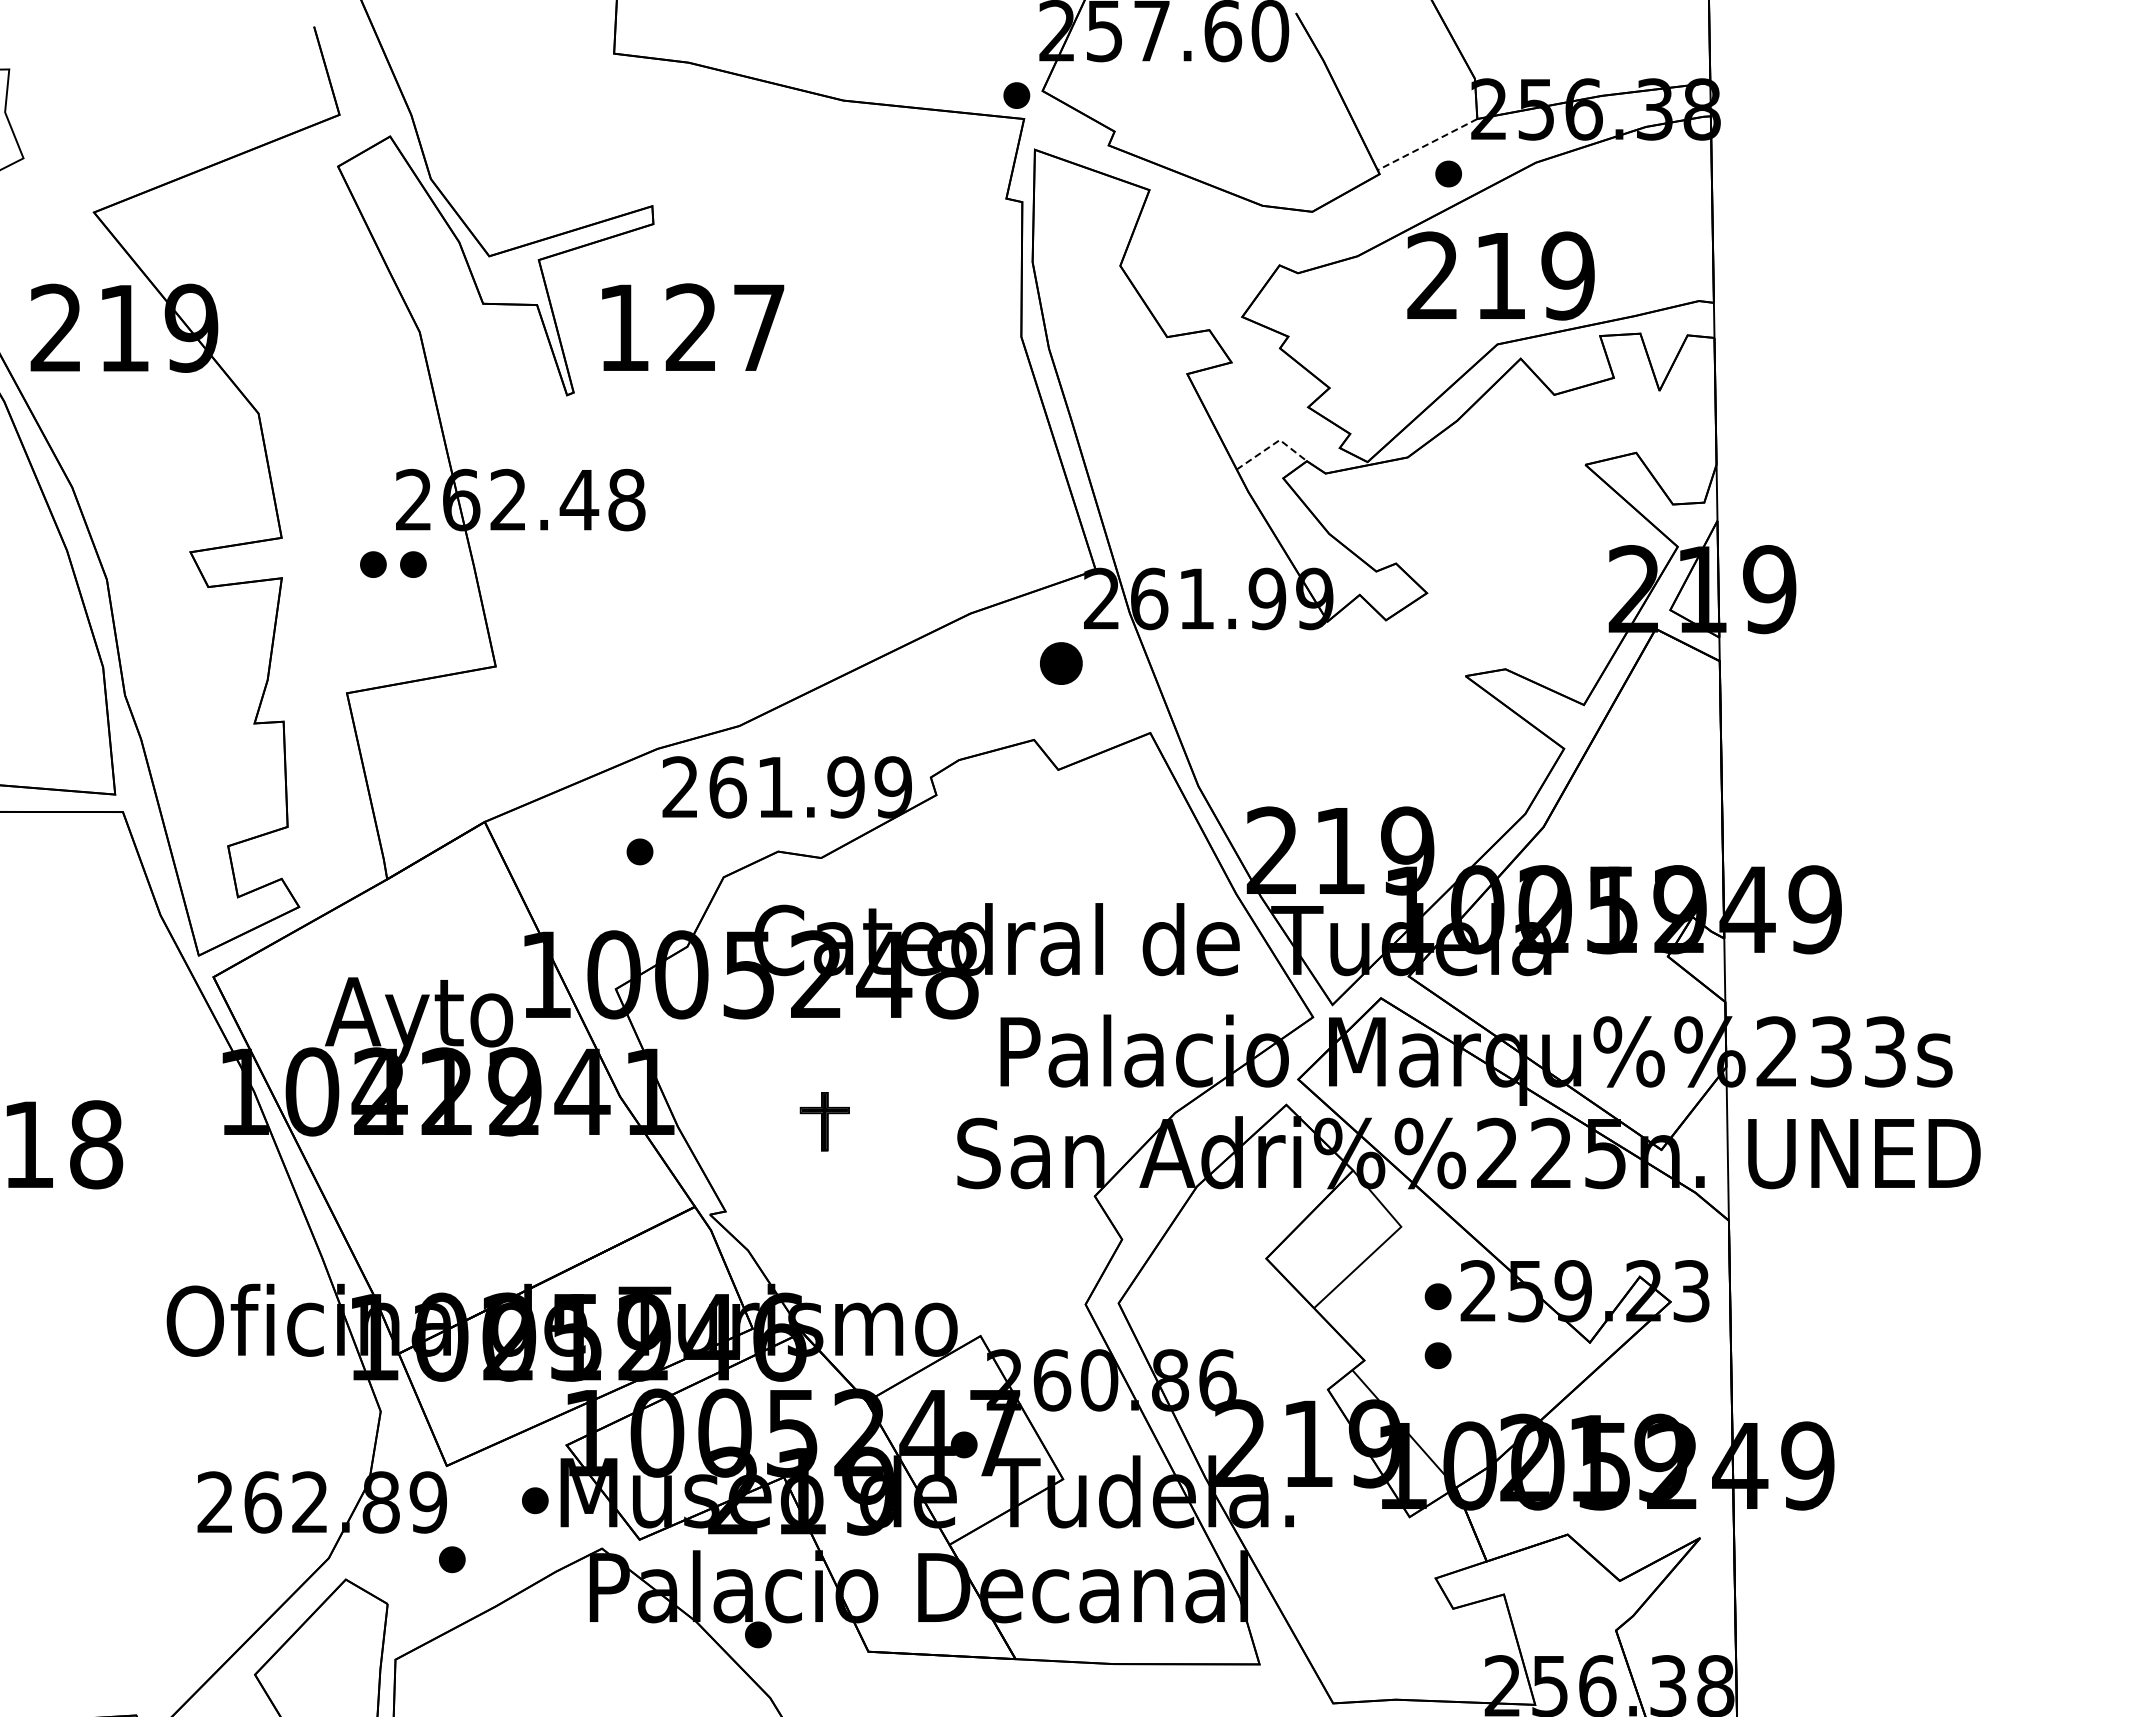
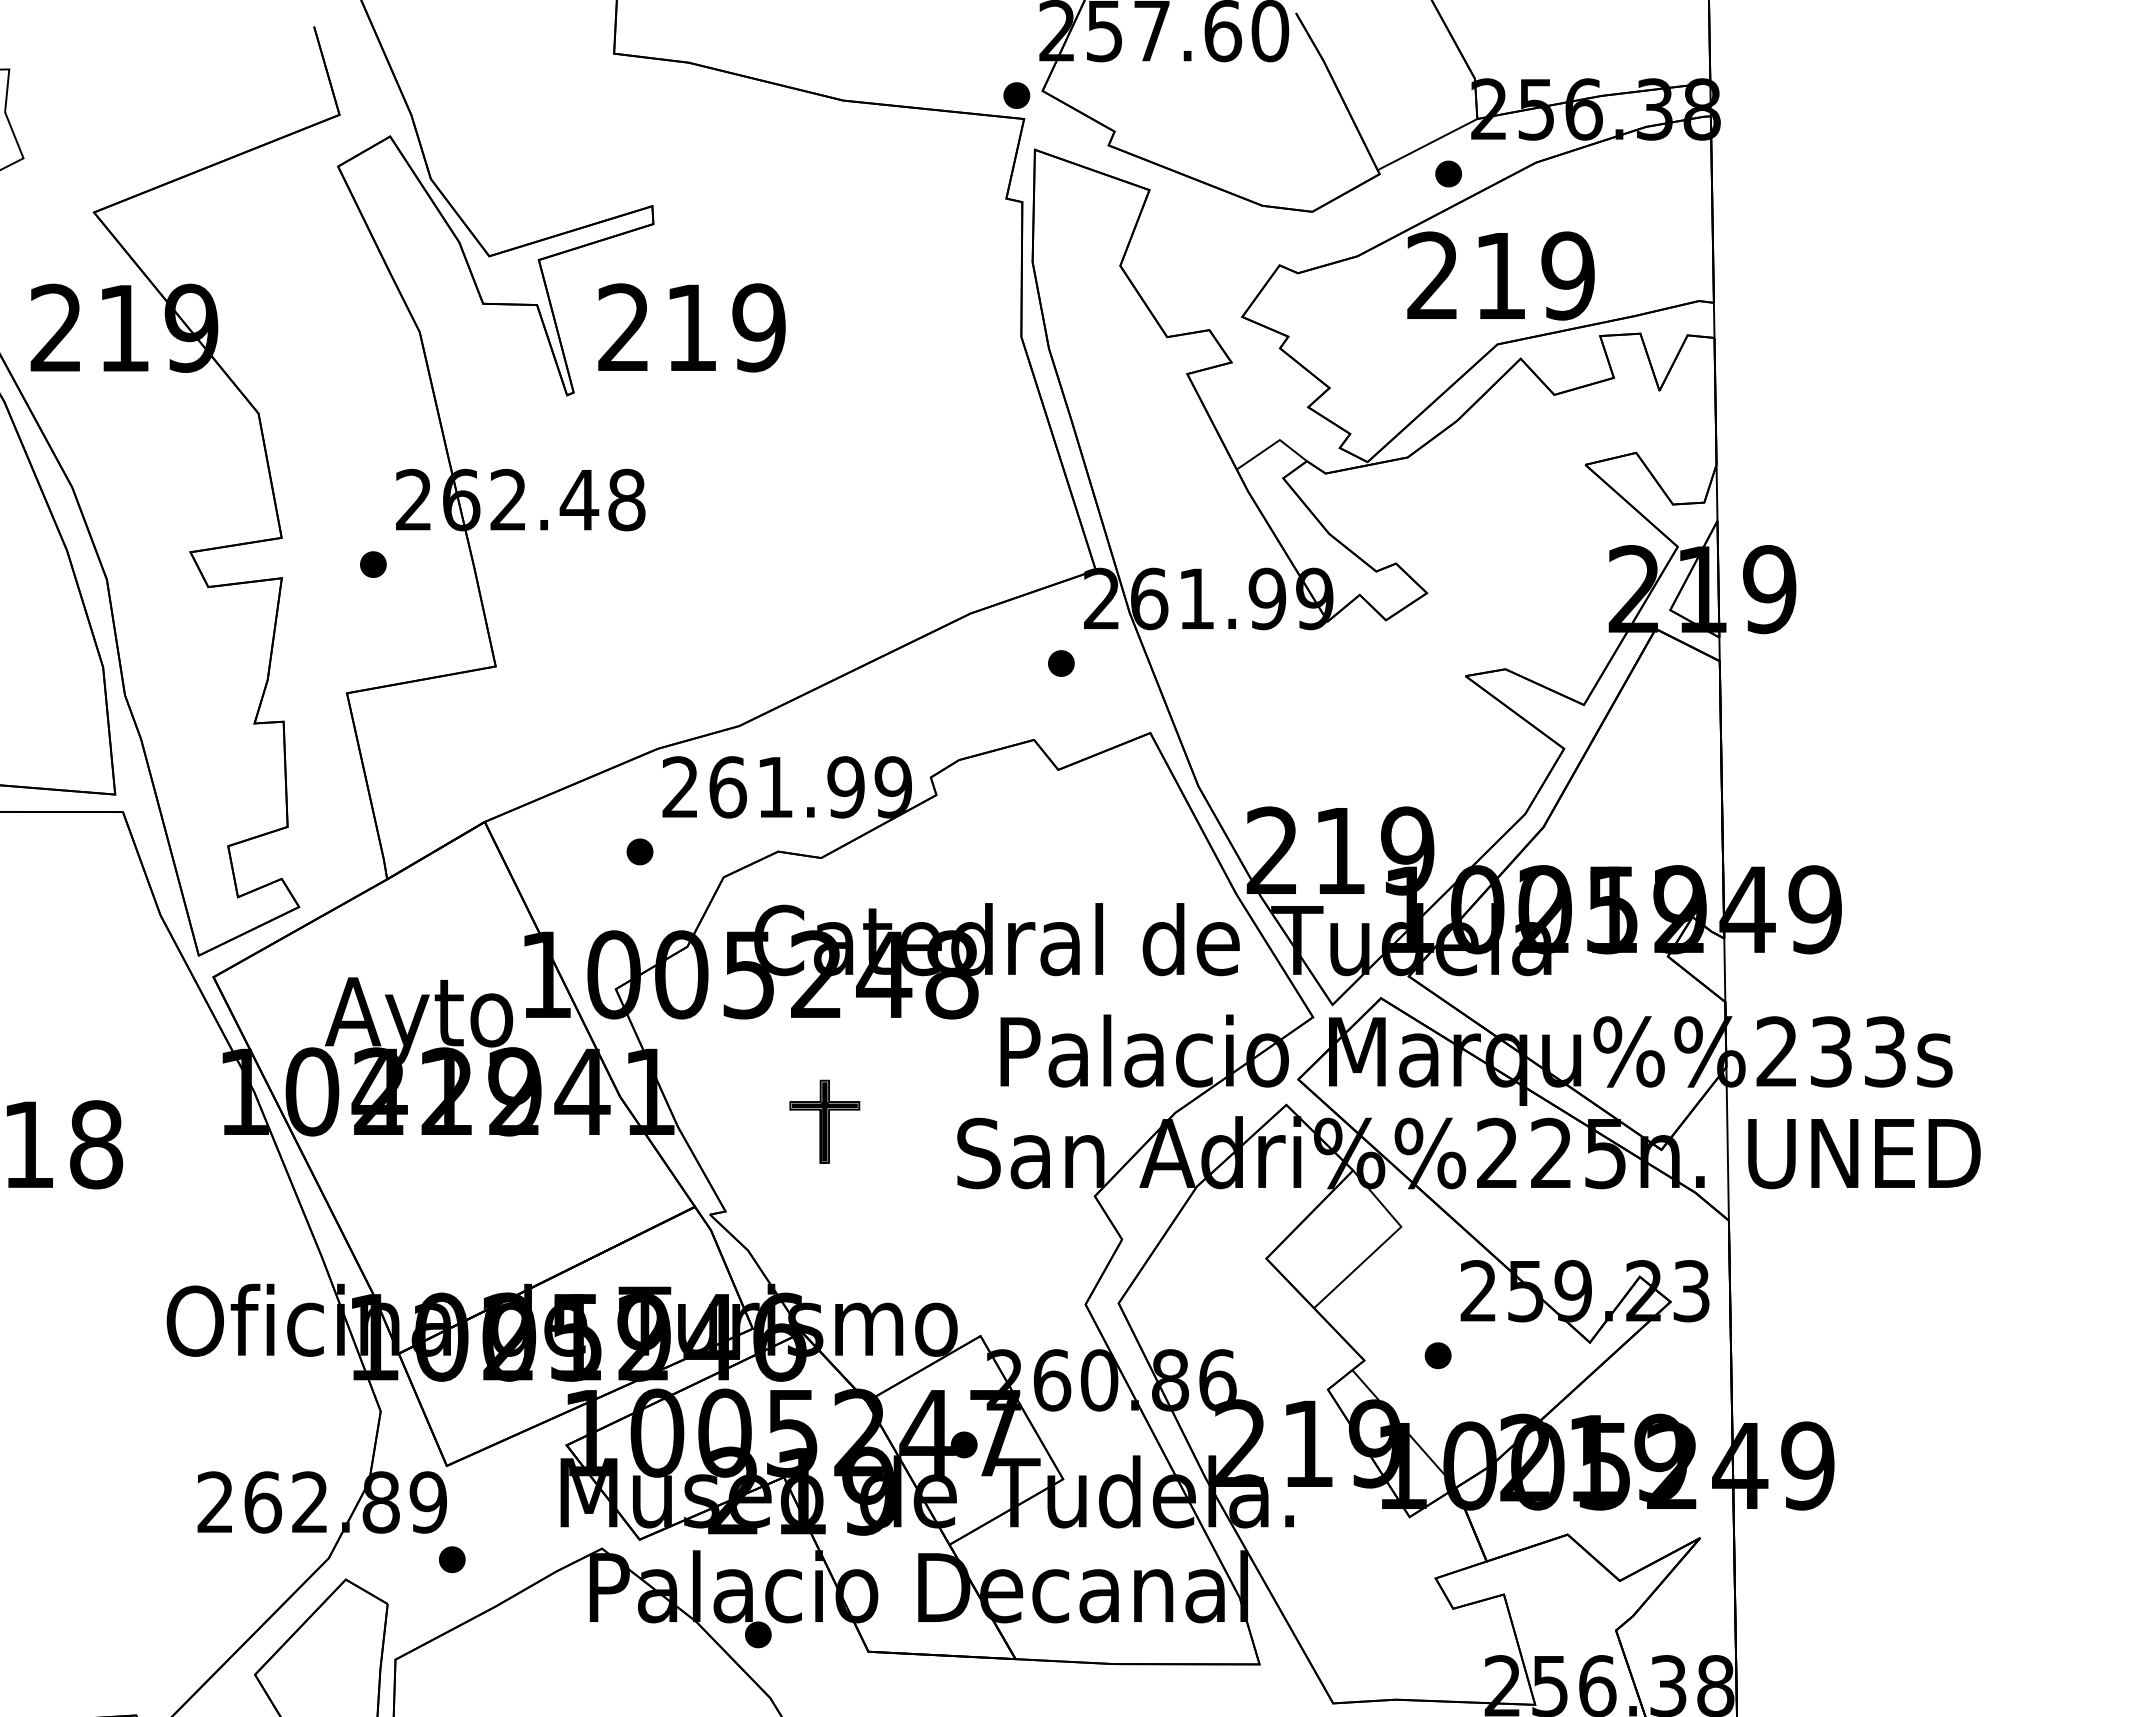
line: dashed -> solid (1427, 144)
text: 127 -> 219 (691, 327)
line: dashed -> solid (1273, 444)
part: present -> none (413, 564)
part size: 43x43 px -> 27x27 px (1061, 663)
part size: 51x60 px -> 72x85 px (824, 1121)
part: present -> none (1437, 1296)
part: present -> none (535, 1500)
